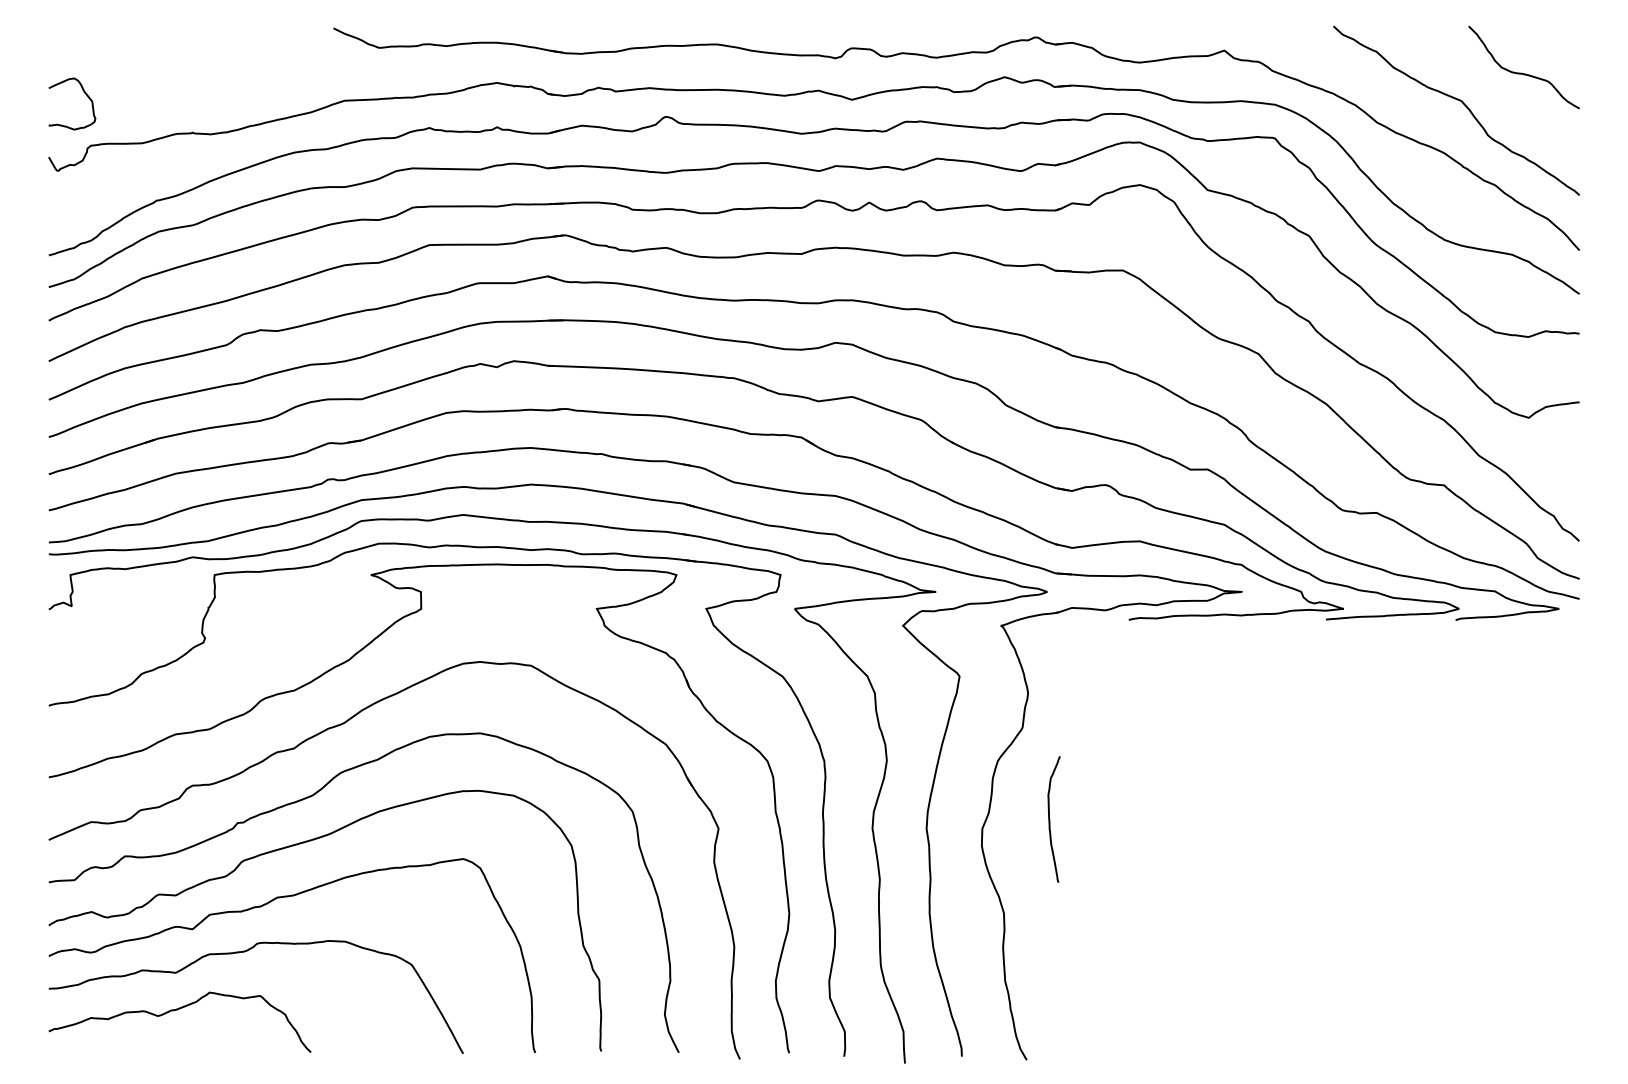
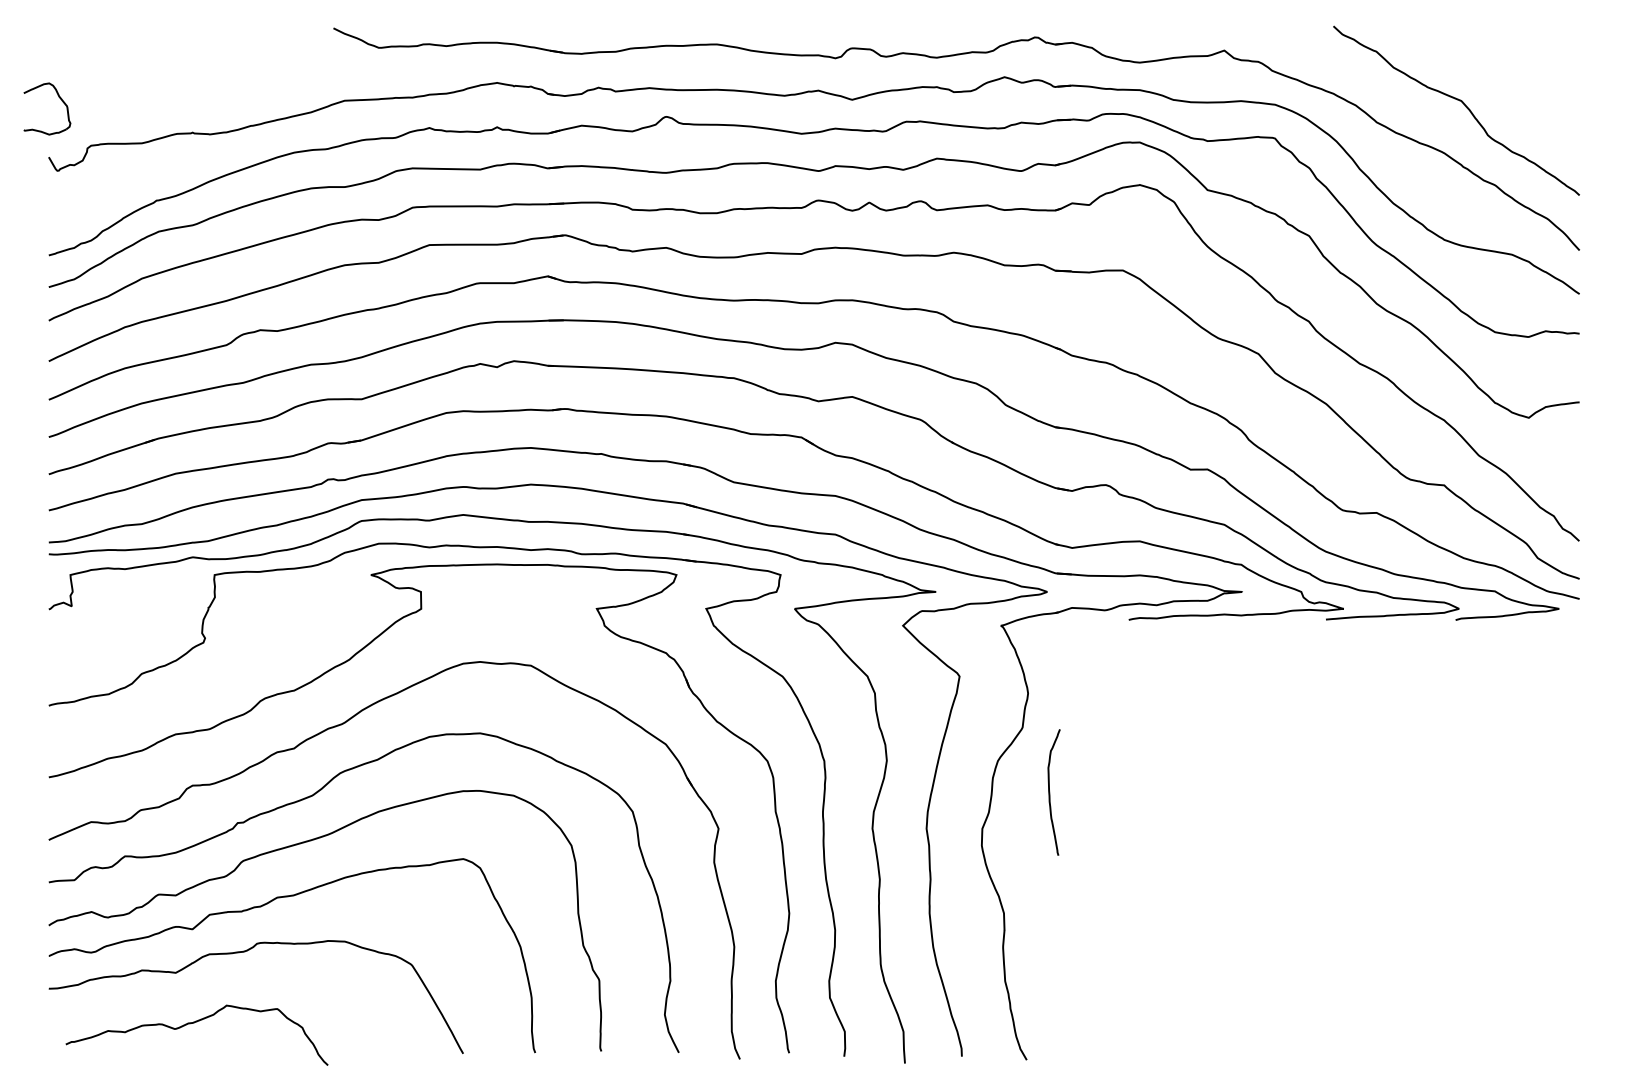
curve: present -> none (1521, 72)
part position: (83, 92) -> (58, 97) (58, 97)
curve position: (1050, 819) -> (1050, 792) (1050, 792)
curve position: (177, 1010) -> (194, 1023) (194, 1023)
